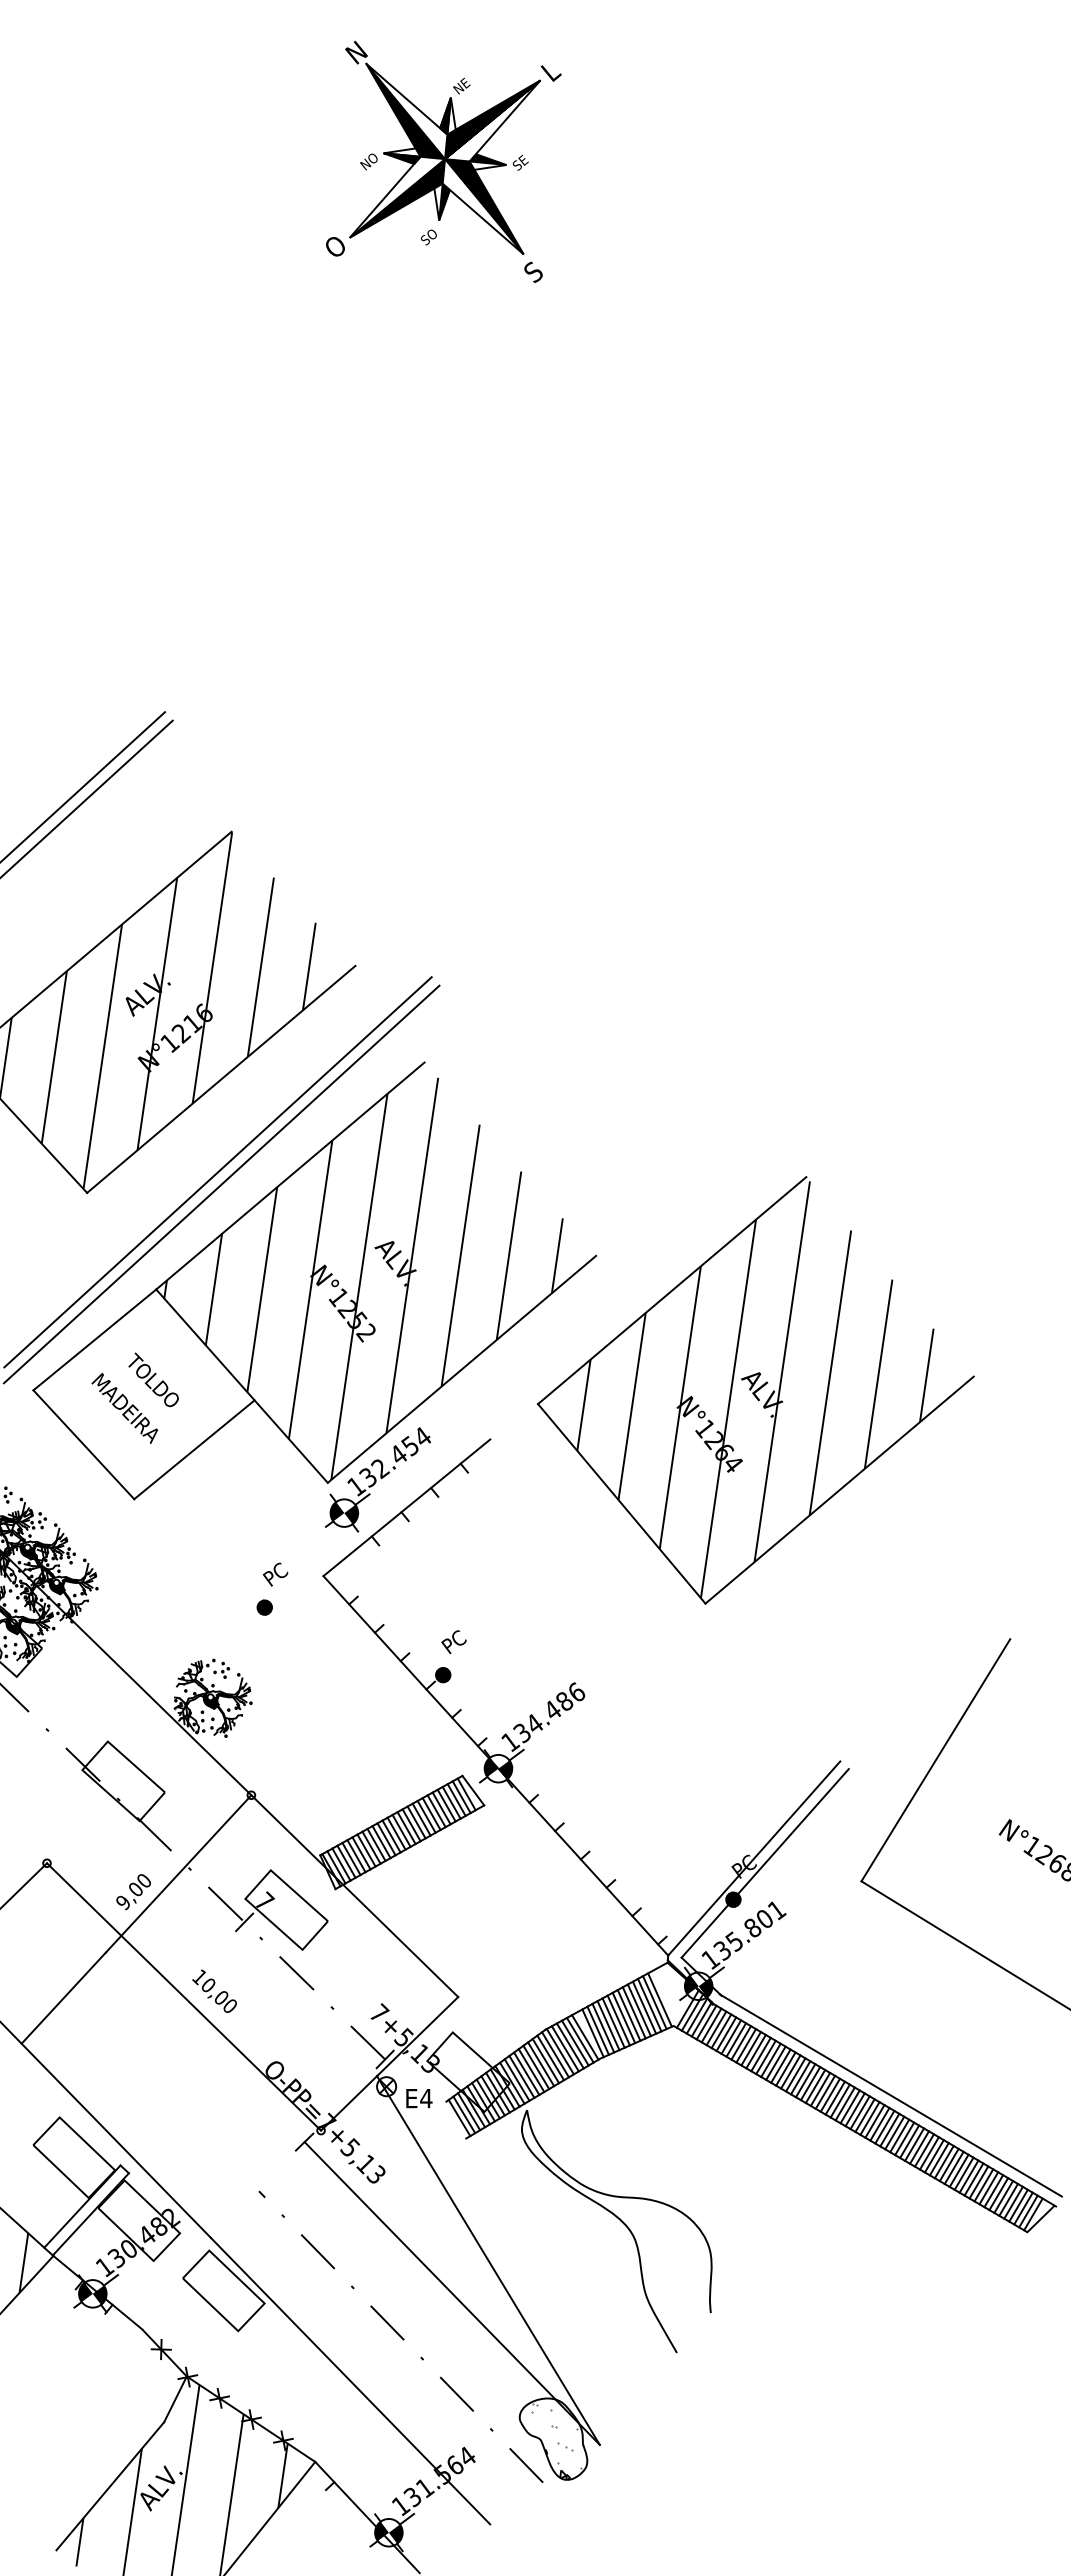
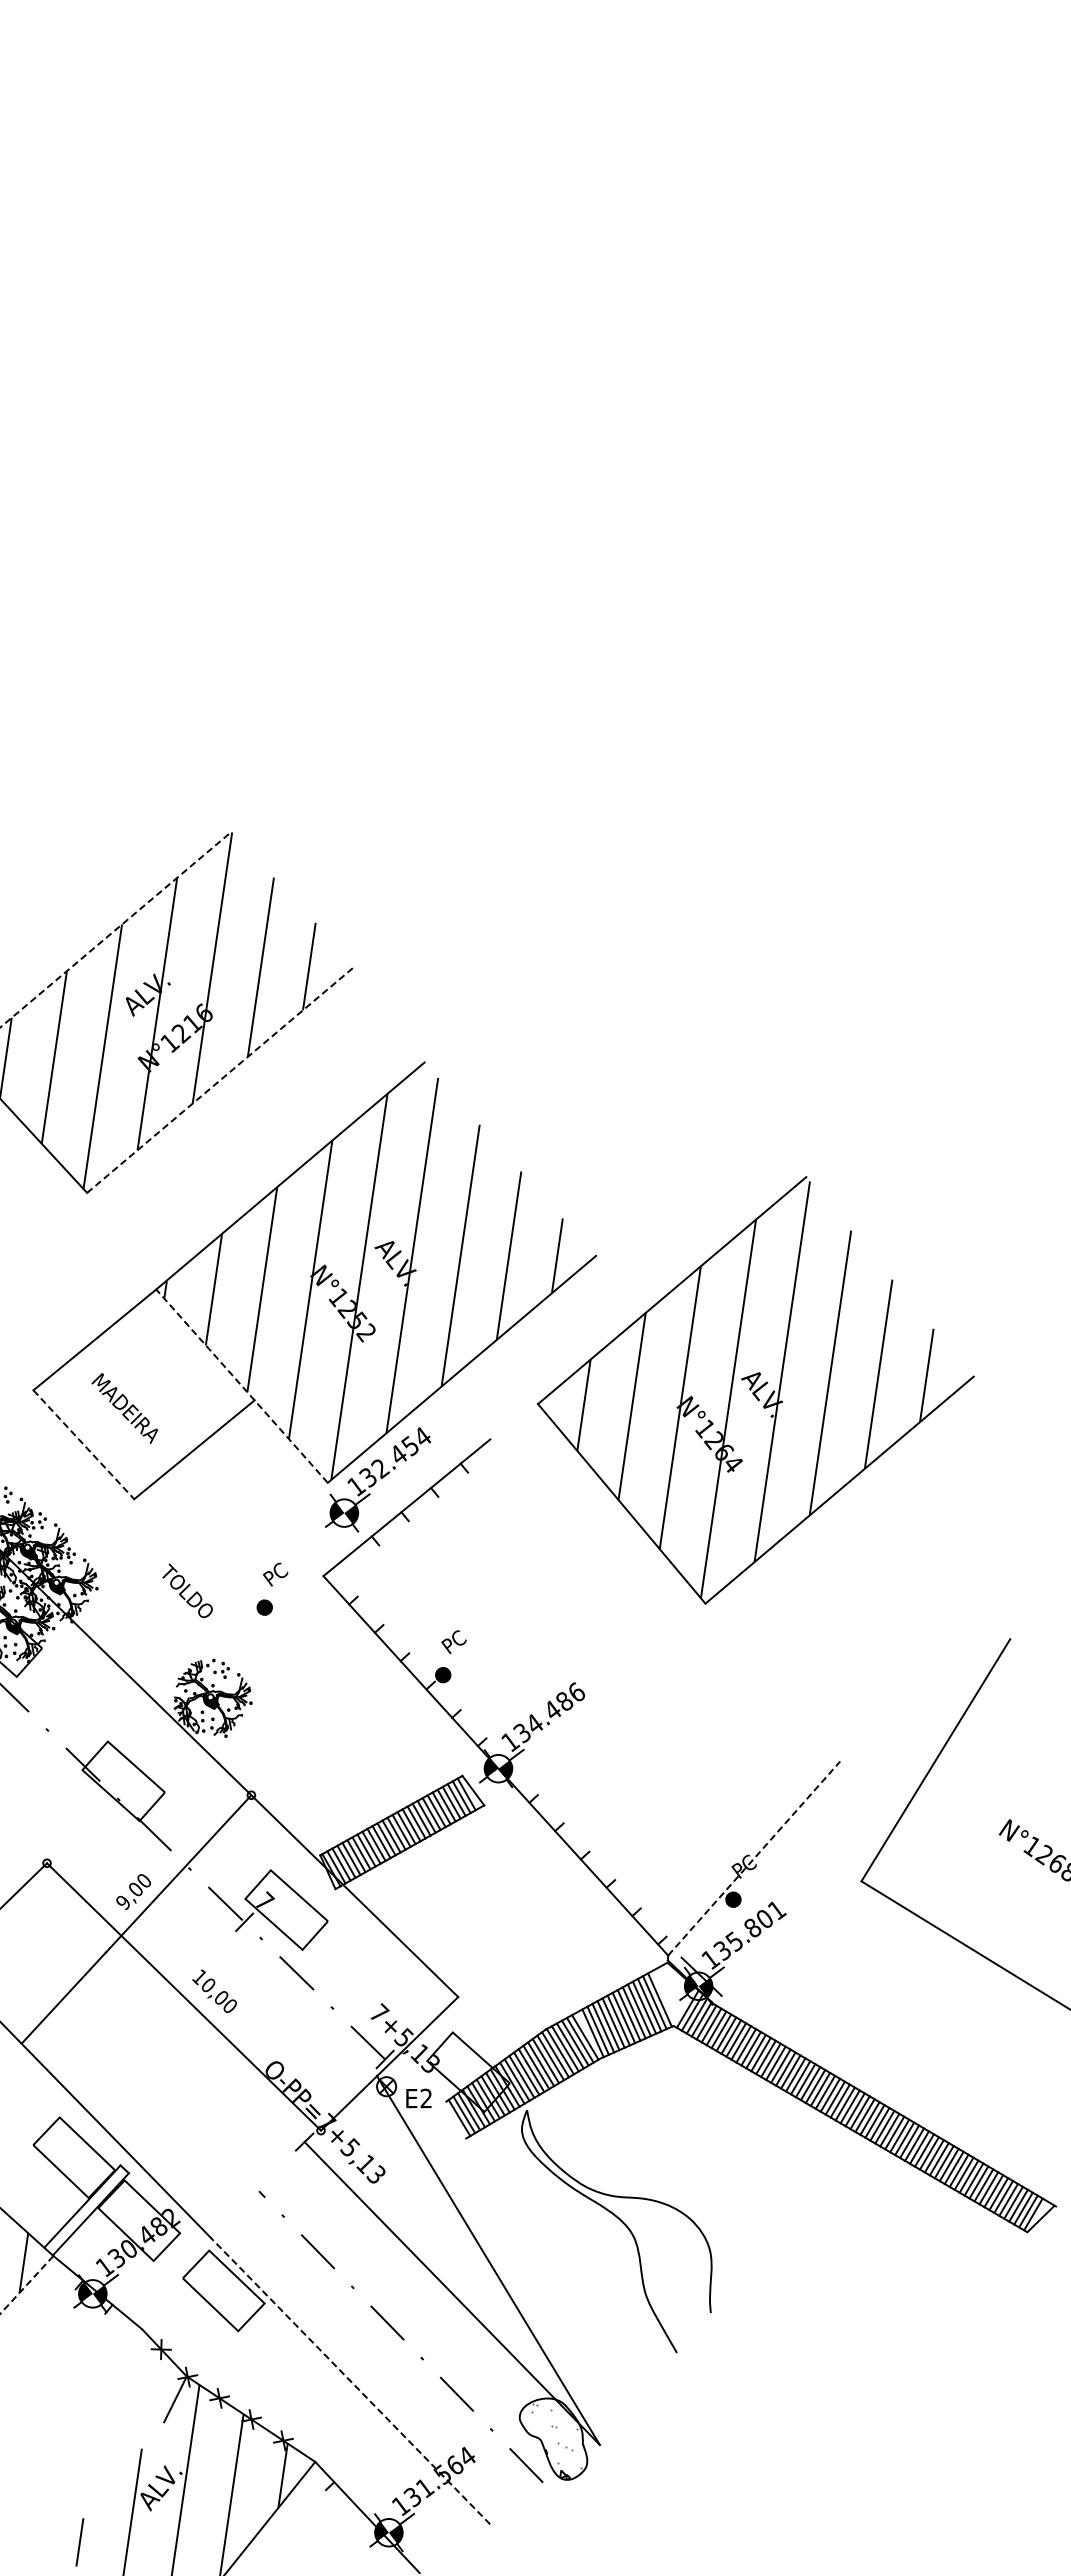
part: present -> none (443, 161)
line: present -> none (83, 786)
line: present -> none (87, 797)
line: solid -> dashed (116, 929)
line: solid -> dashed (221, 1079)
line: present -> none (217, 1172)
line: present -> none (221, 1184)
text position: (153, 1379) -> (187, 1590) (187, 1590)
line: solid -> dashed (241, 1385)
line: solid -> dashed (84, 1445)
line: solid -> dashed (754, 1858)
line: present -> none (764, 1863)
line: present -> none (890, 2095)
text: E4 -> E2 (426, 2098)
line: solid -> dashed (26, 2285)
line: solid -> dashed (350, 2381)
line: present -> none (110, 2486)
